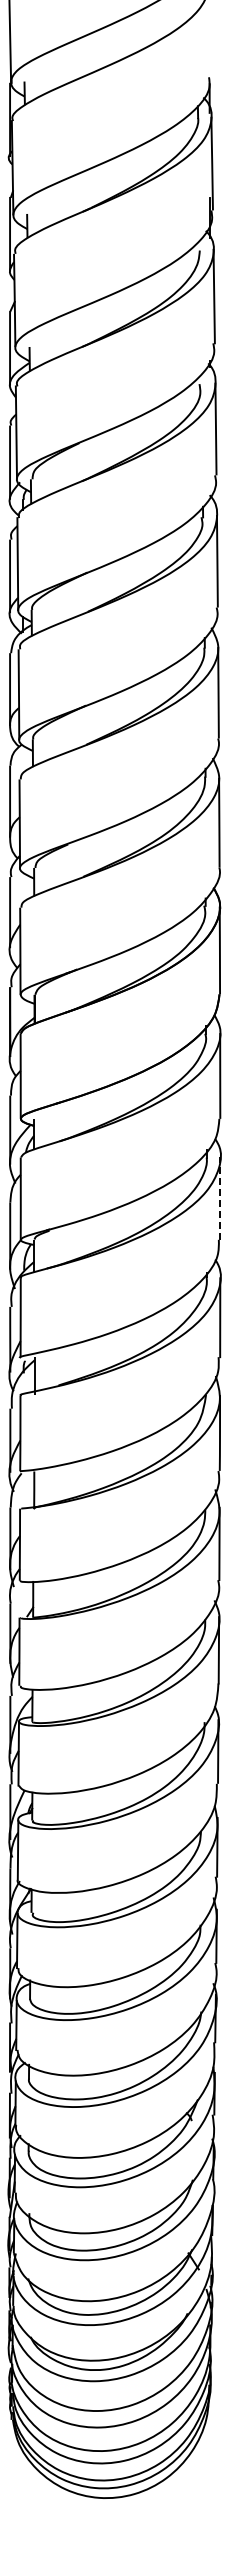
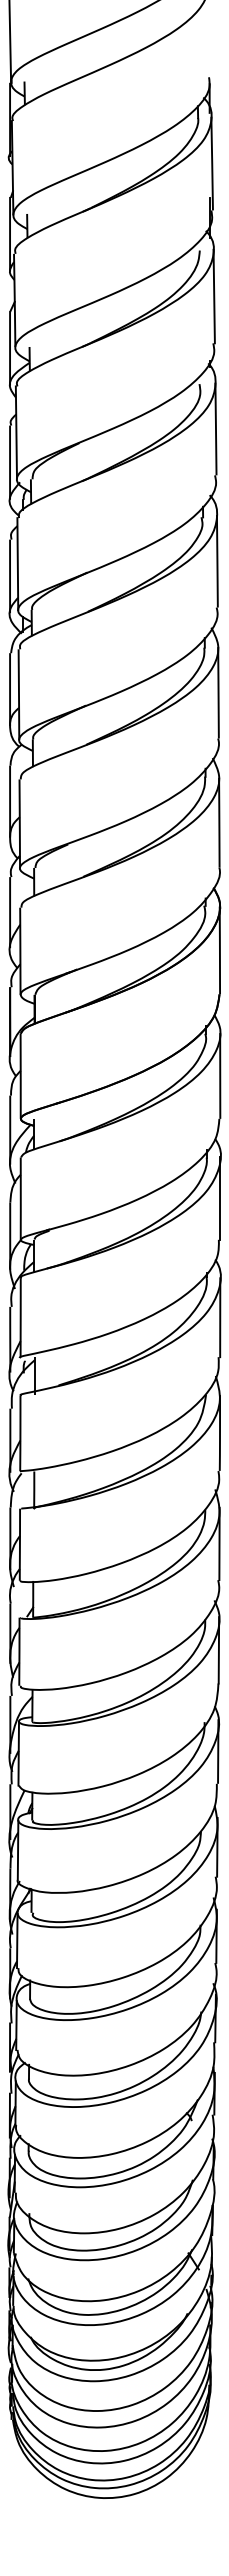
line: dashed -> solid (220, 1197)
